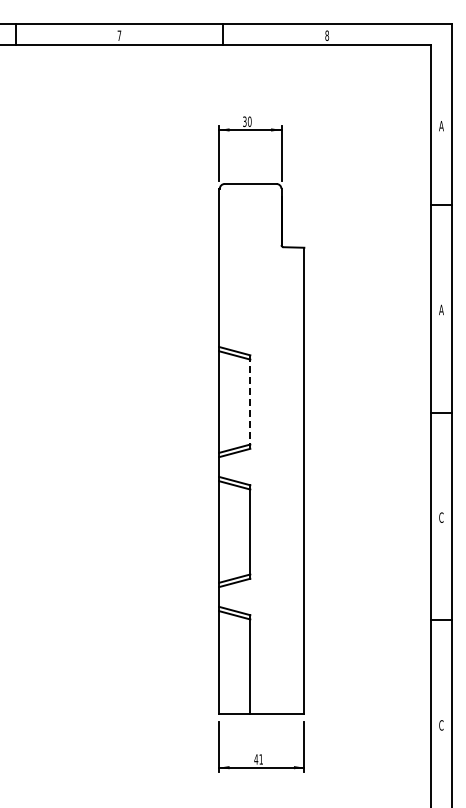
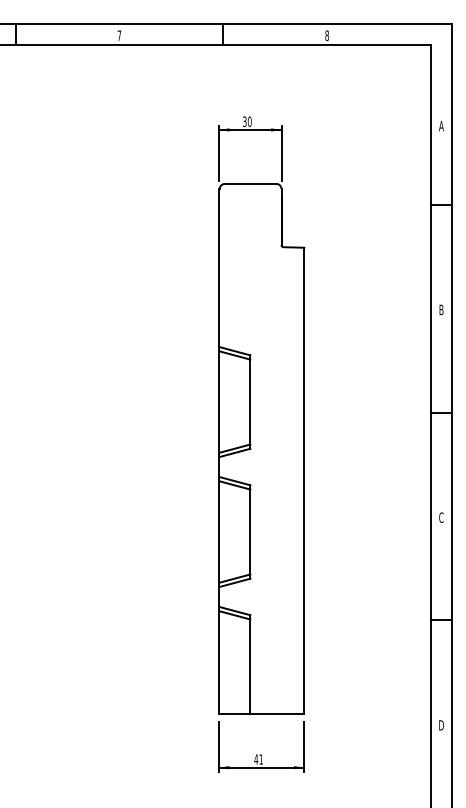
text: A -> B (441, 309)
line: dashed -> solid (250, 402)
text: C -> D (441, 725)
